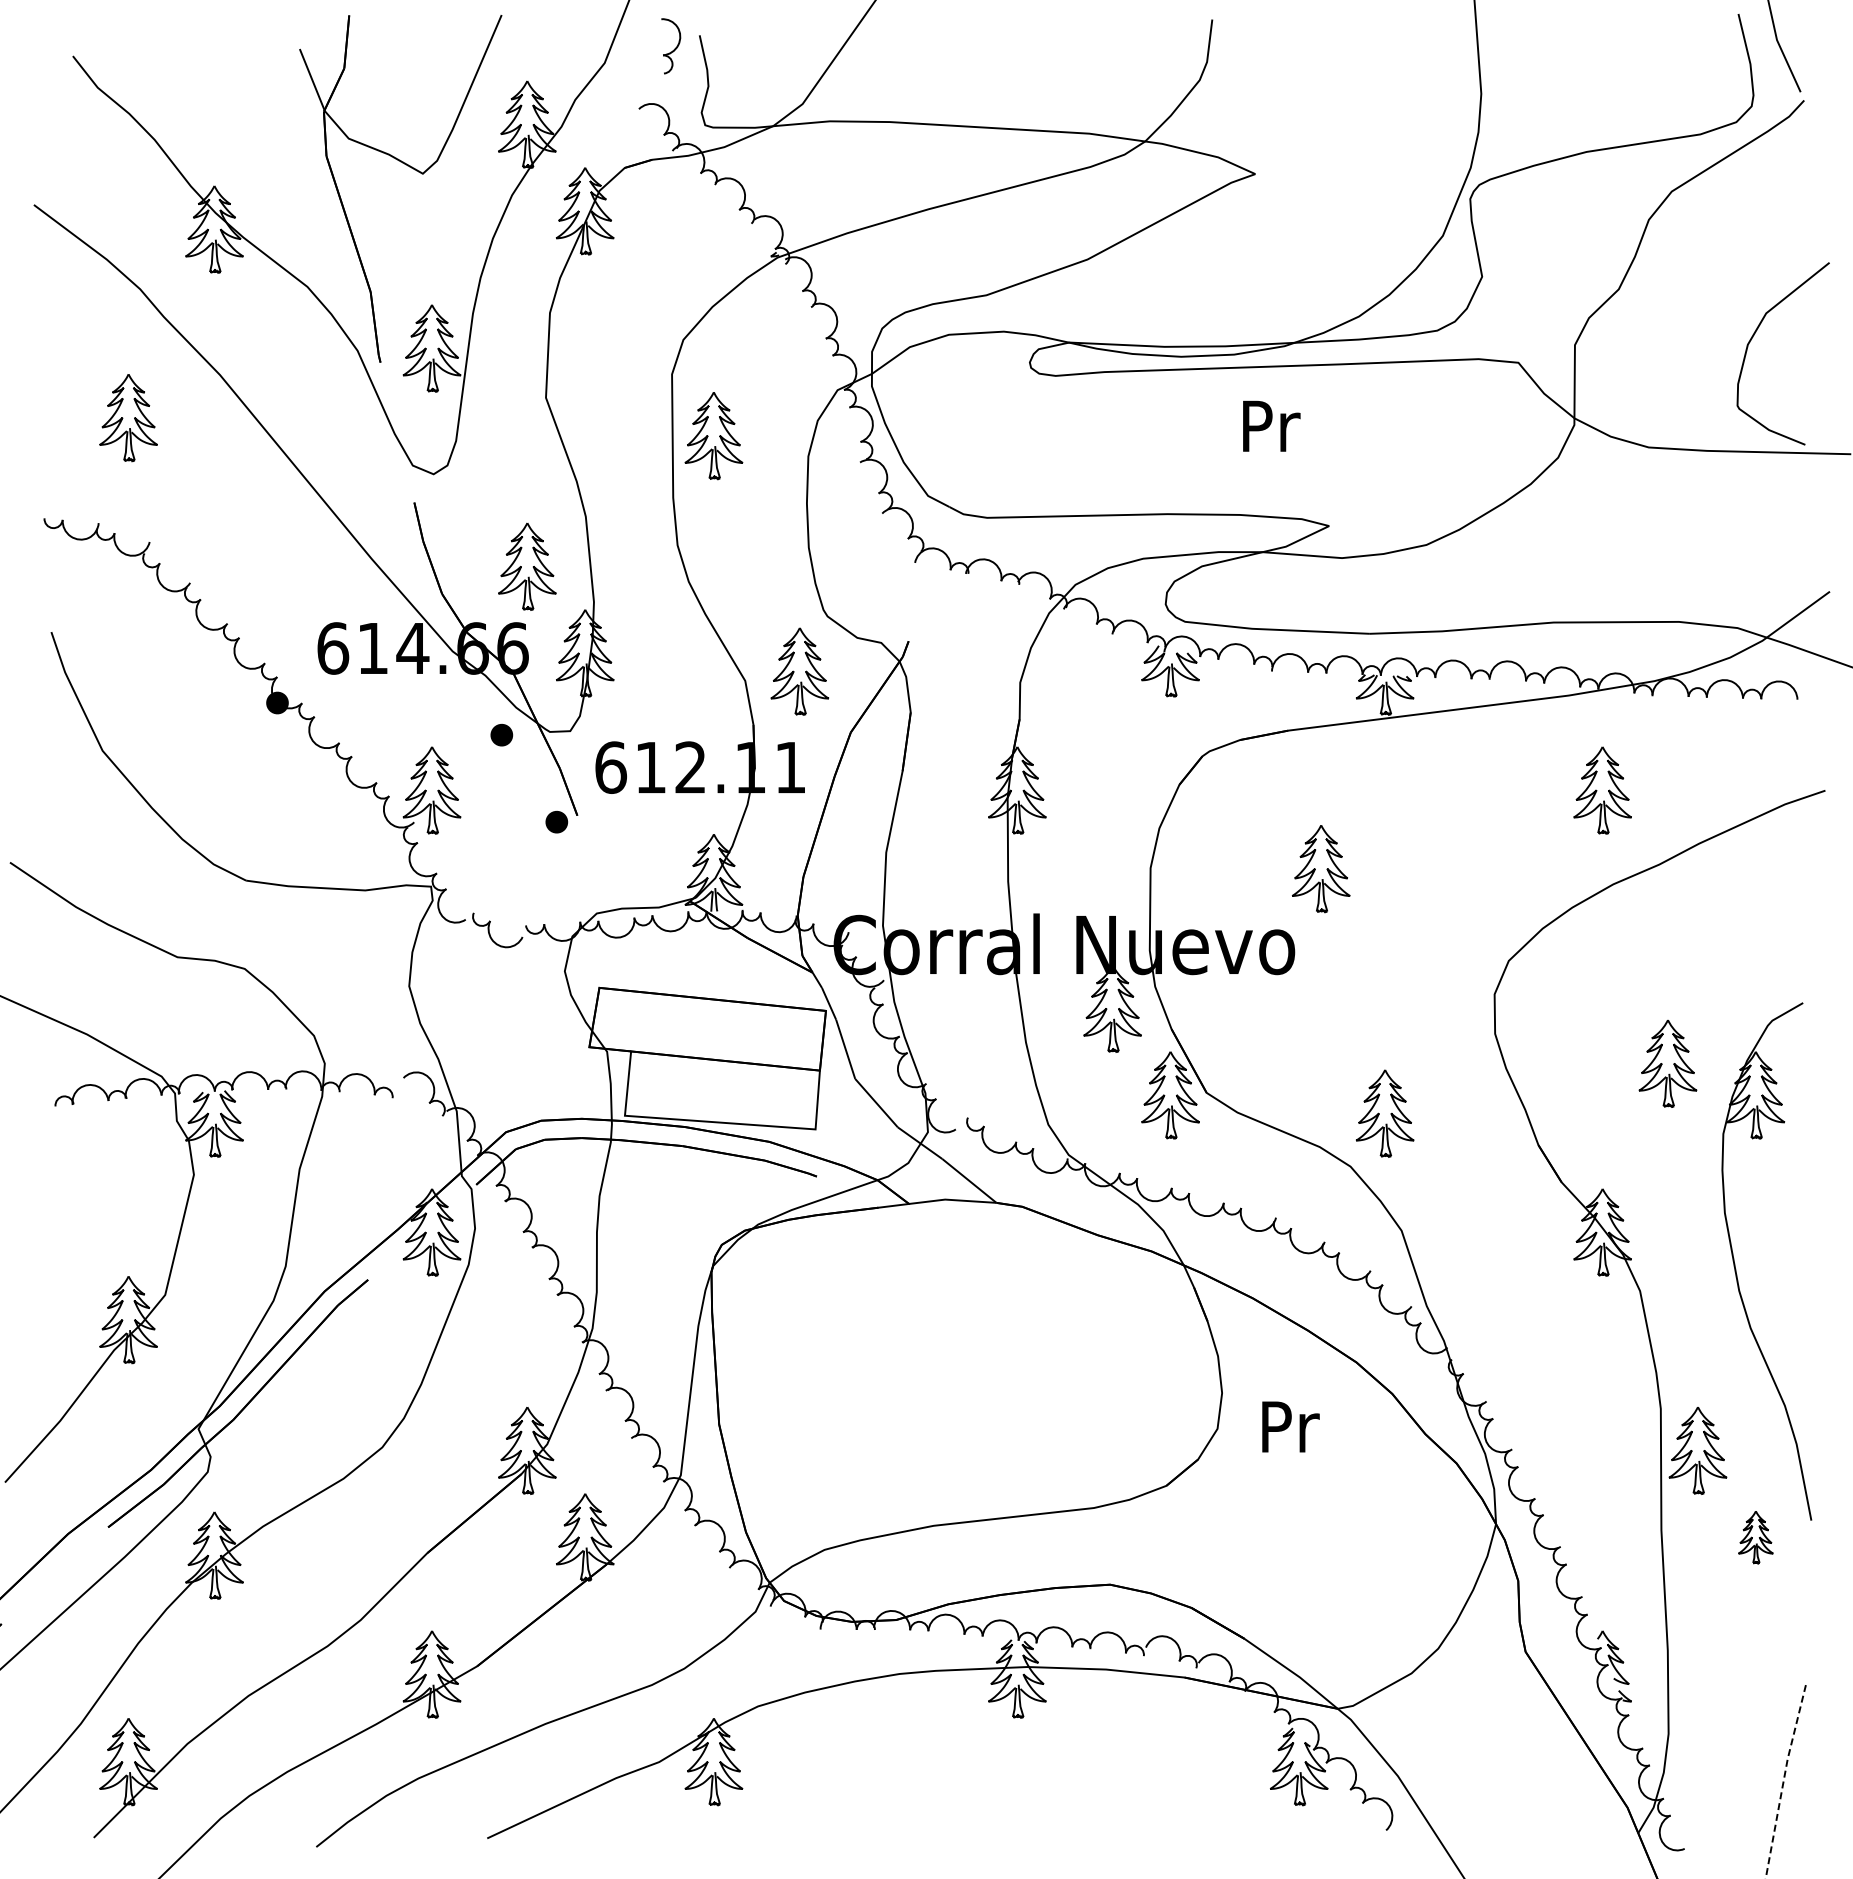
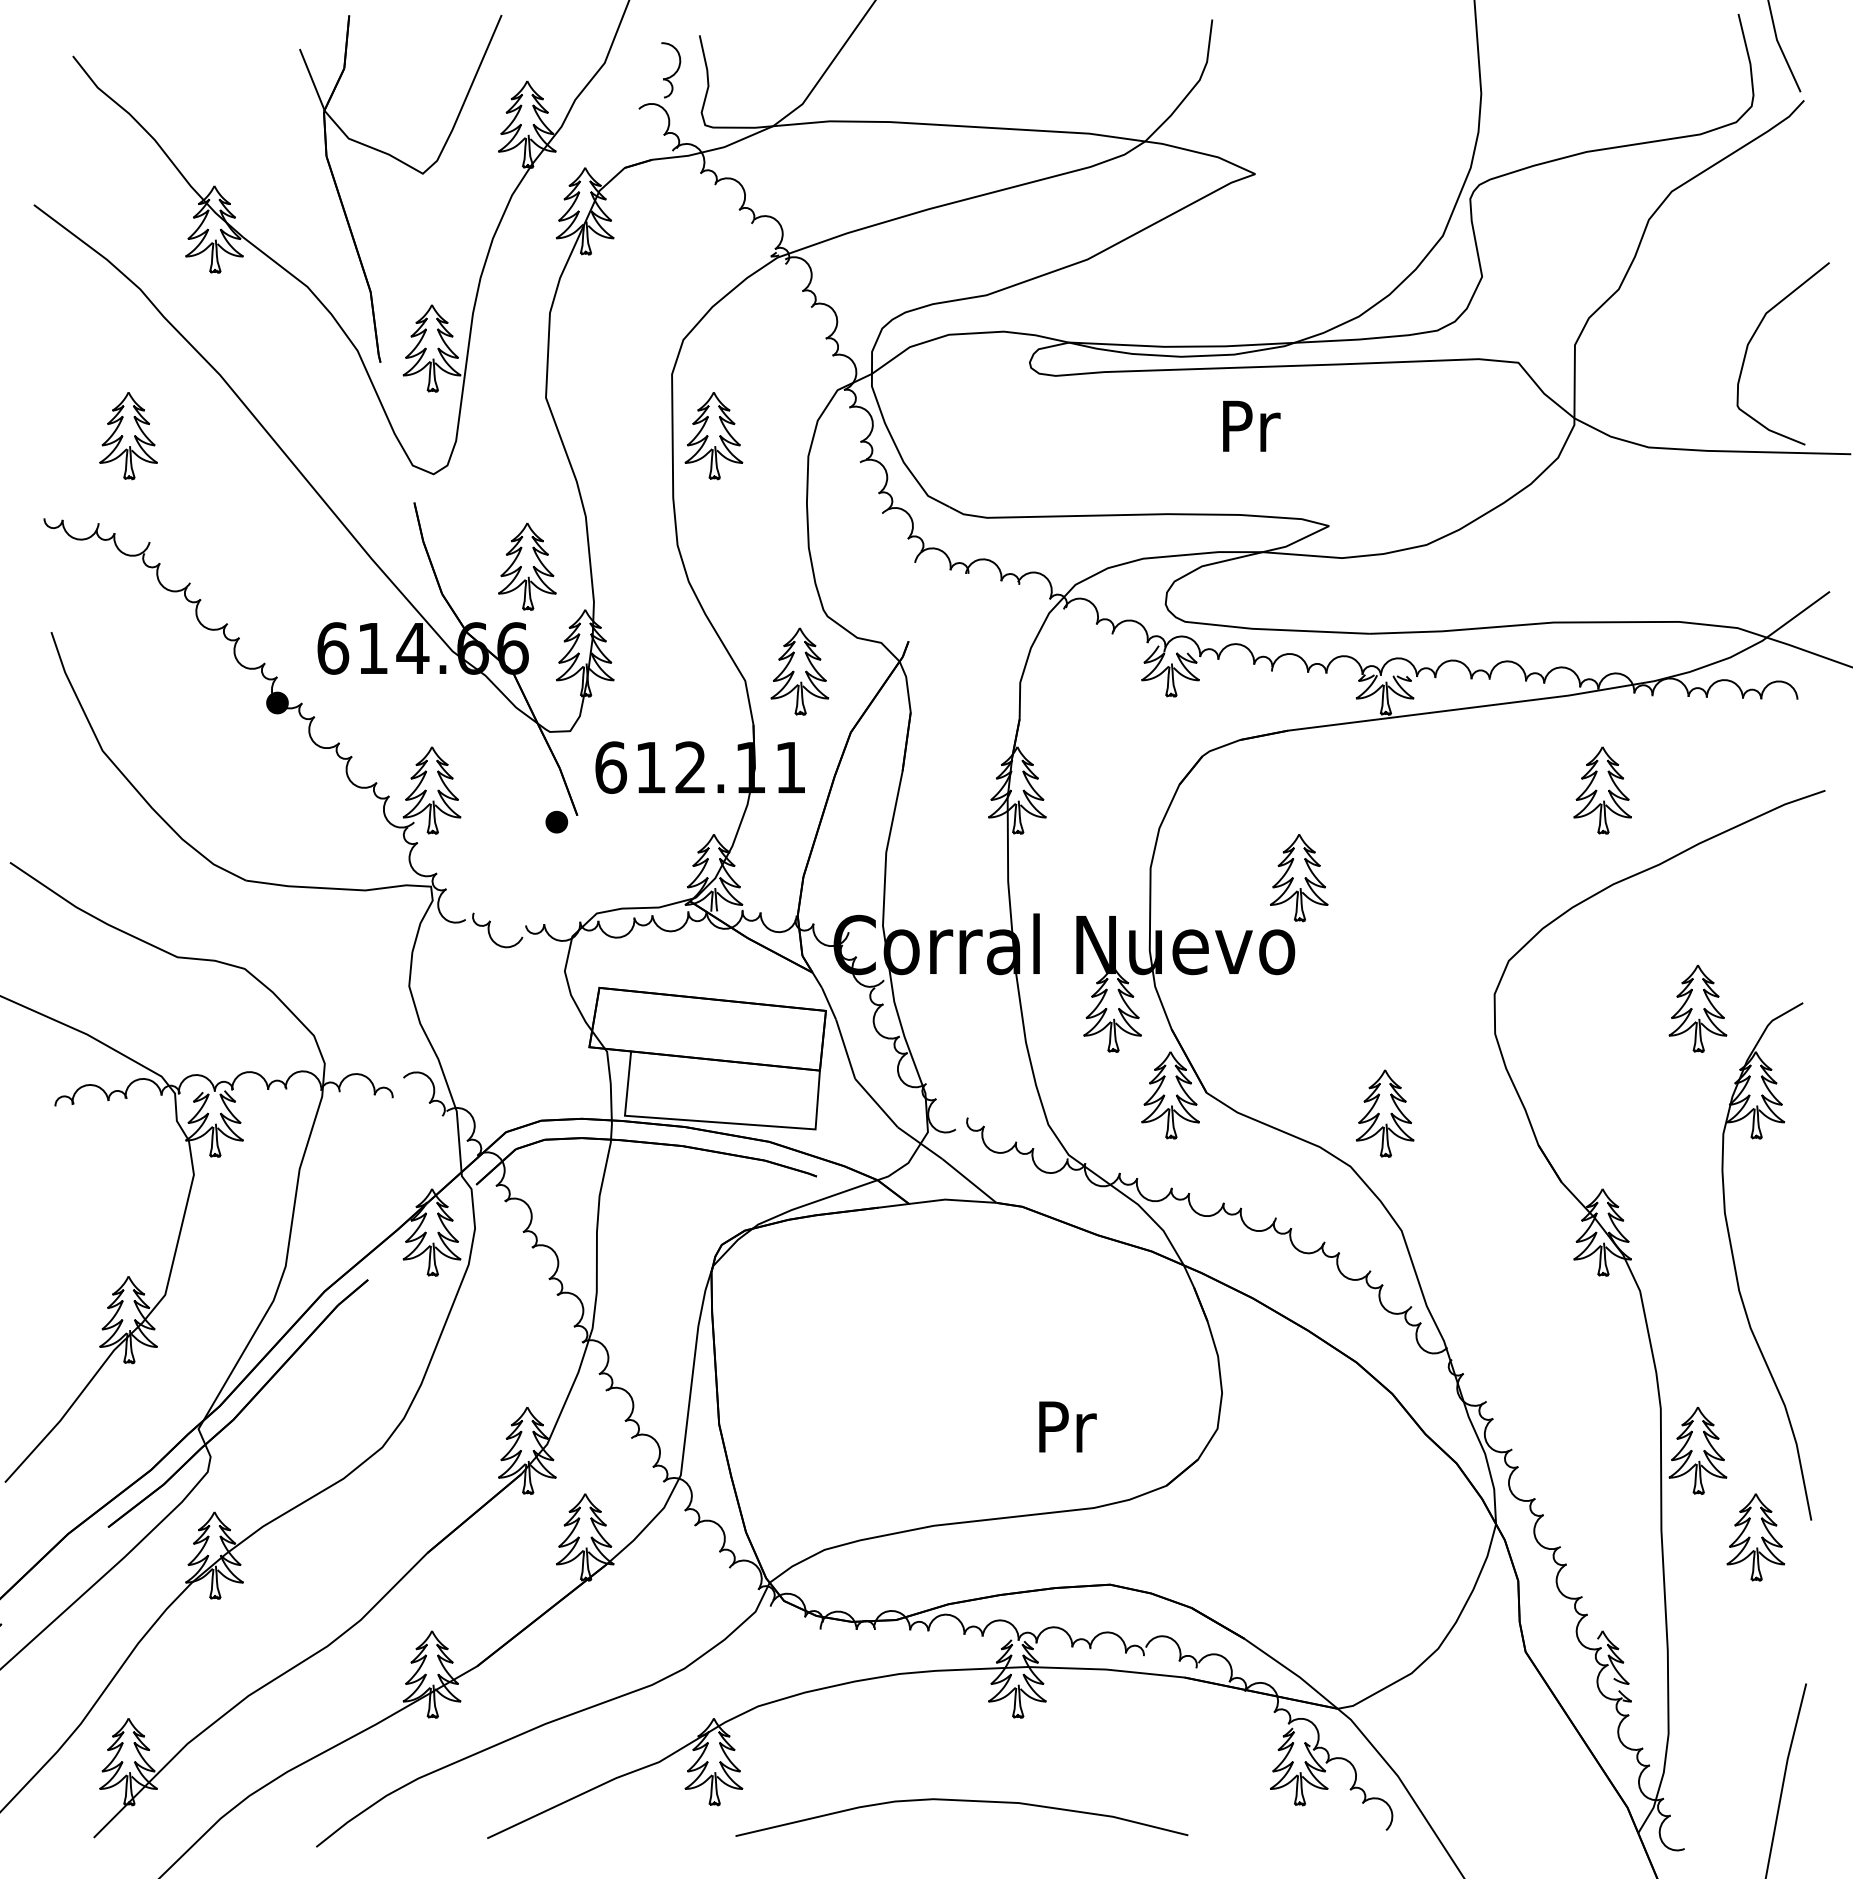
part position: (671, 46) -> (671, 70) (671, 70)
part position: (128, 418) -> (128, 436) (128, 436)
text position: (1271, 425) -> (1251, 425) (1251, 425)
part: present -> none (501, 734)
part position: (1321, 869) -> (1299, 878) (1299, 878)
part position: (1667, 1063) -> (1697, 1008) (1697, 1008)
text position: (1290, 1426) -> (1067, 1426) (1067, 1426)
part size: 36x54 px -> 60x89 px (1755, 1537)
line: dashed -> solid (1783, 1779)
curve: none -> present (961, 1801)
